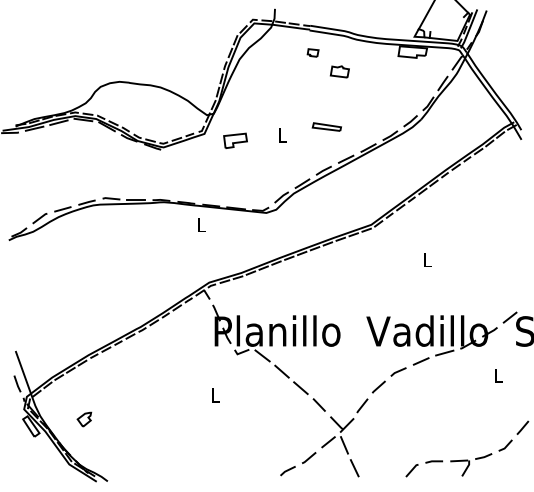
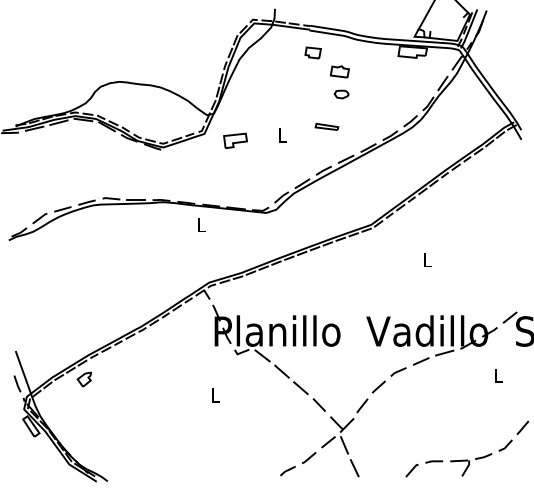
part size: 14x10 px -> 18x14 px (312, 52)
part: none -> present (341, 94)
part size: 31x10 px -> 26x9 px (326, 126)
part position: (84, 419) -> (84, 379) (84, 379)
